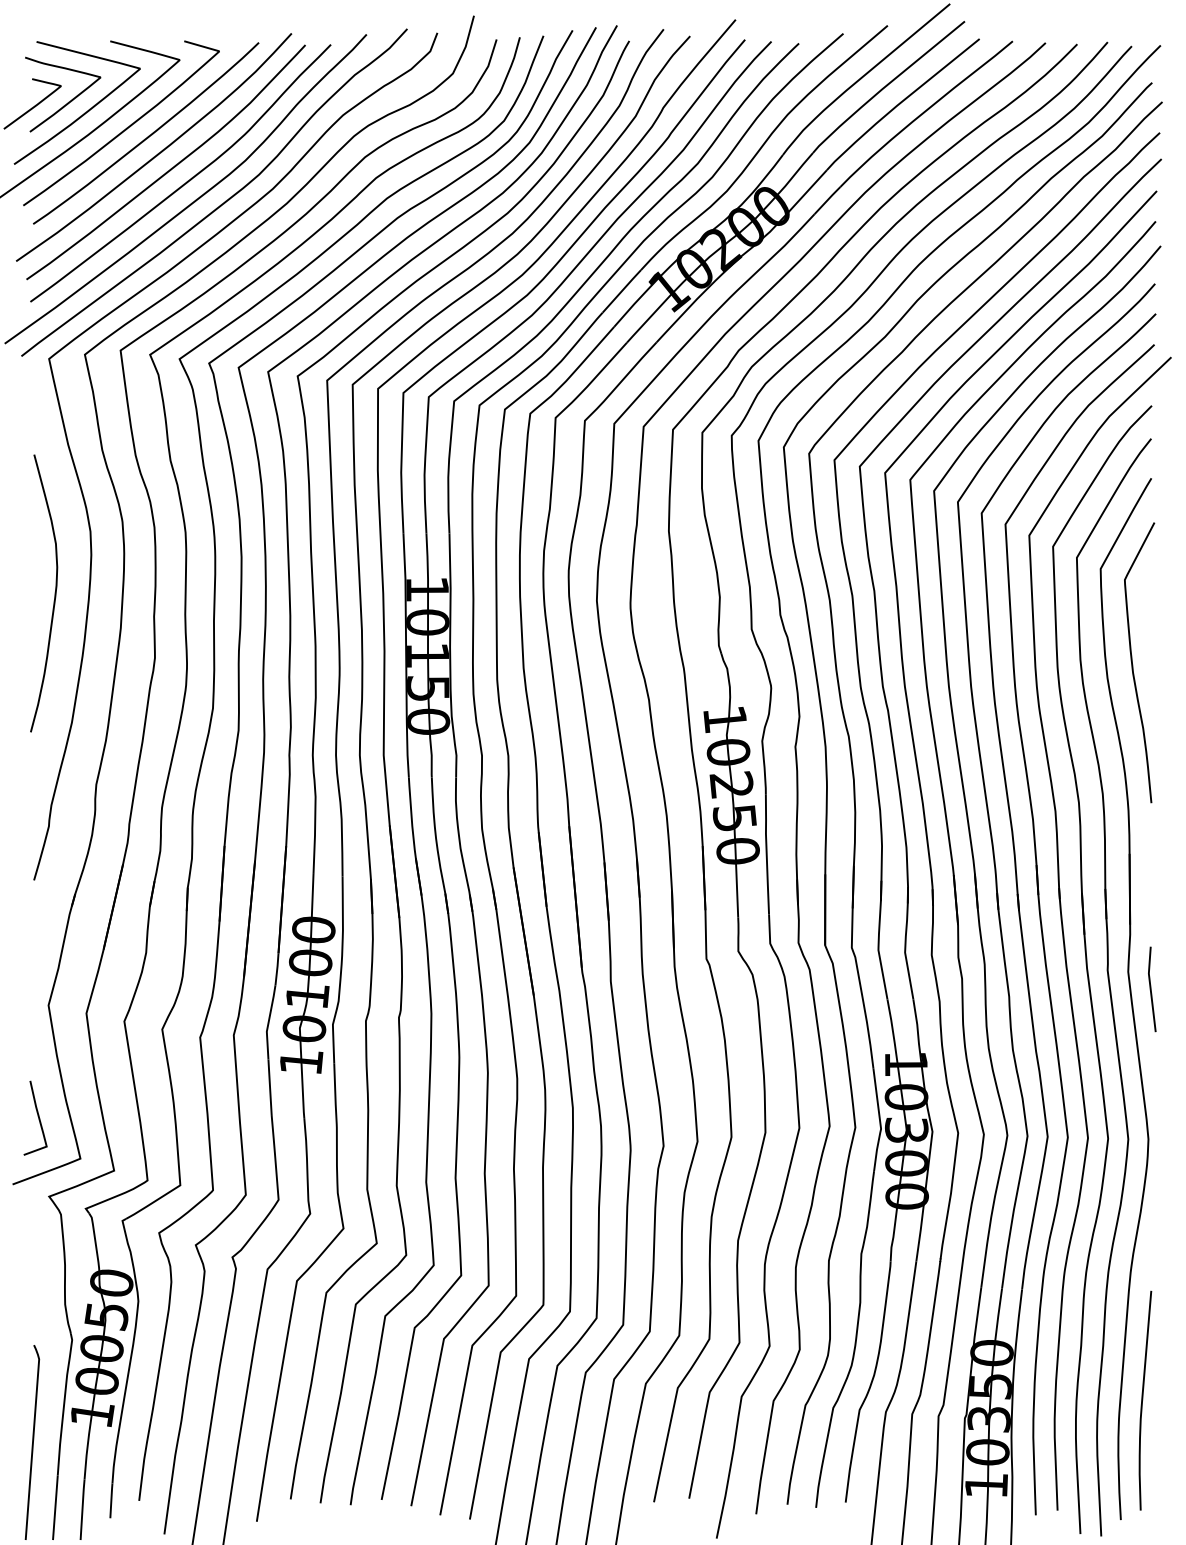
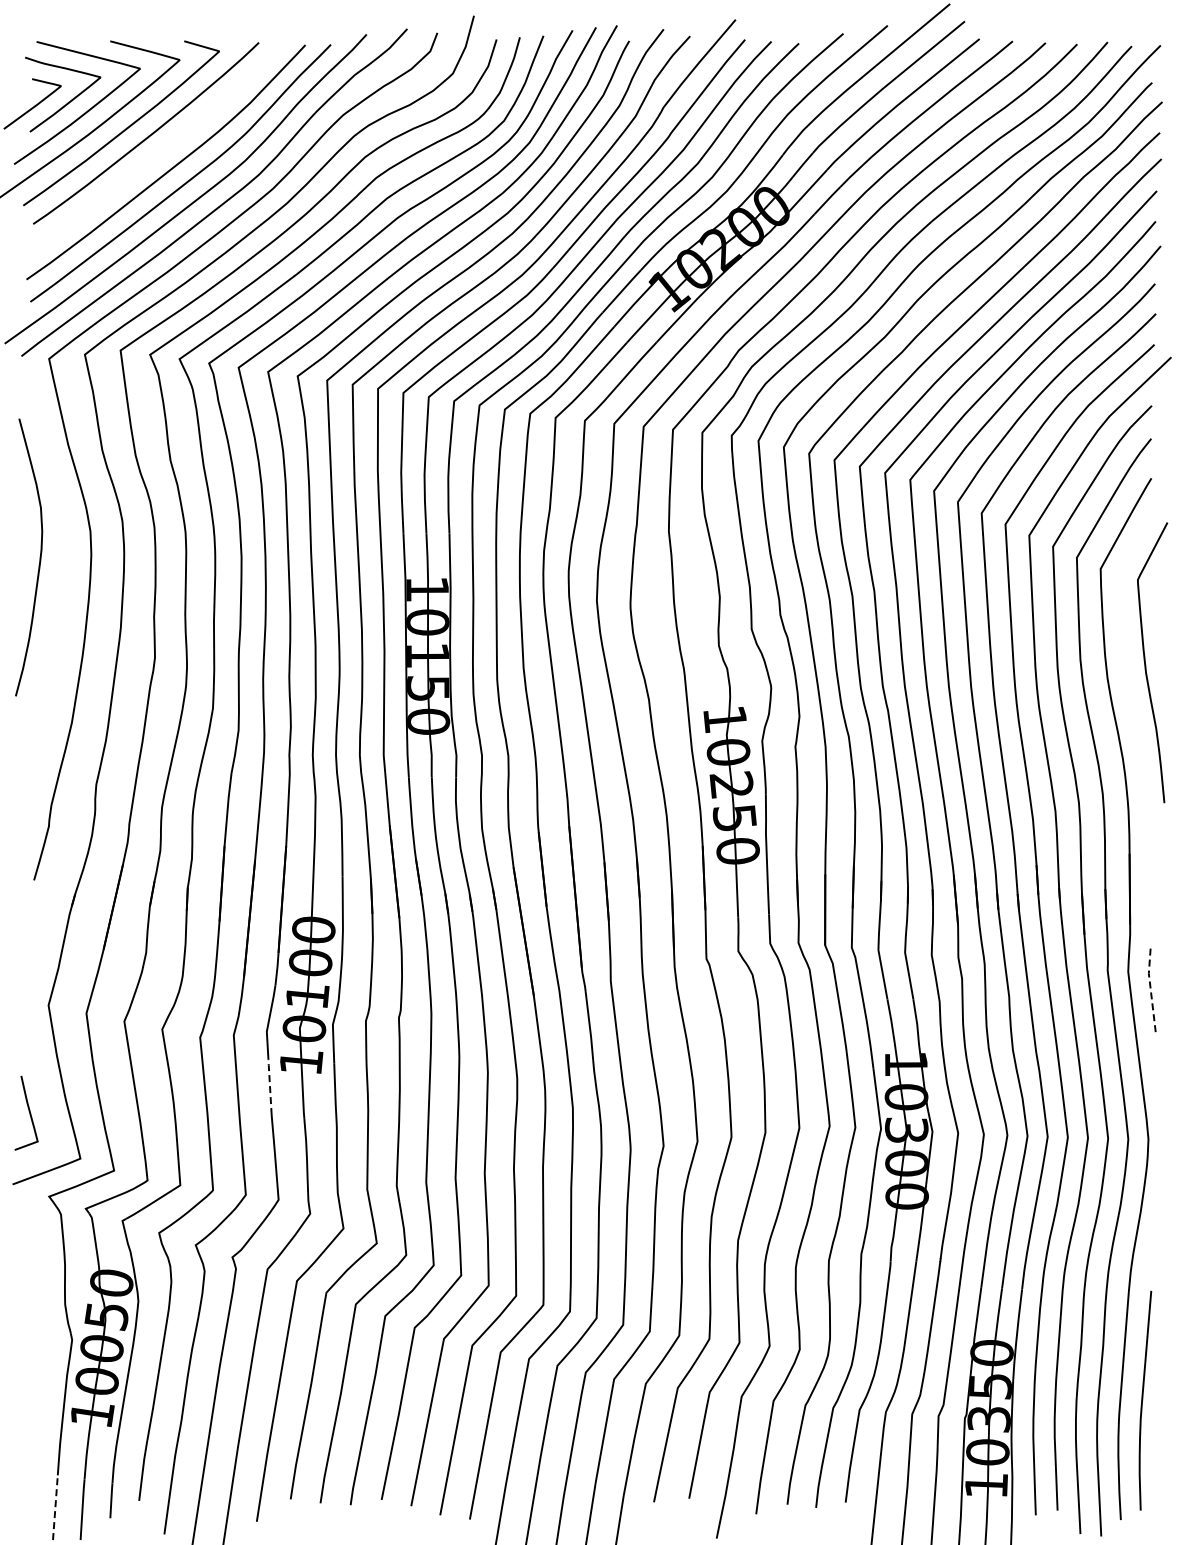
curve: present -> none (158, 152)
curve position: (54, 593) -> (39, 557) (39, 557)
curve position: (1133, 664) -> (1146, 664) (1146, 664)
line: solid -> dashed (1150, 988)
line: solid -> dashed (270, 1087)
curve position: (37, 1116) -> (28, 1111) (28, 1111)
line: present -> none (32, 1442)
line: solid -> dashed (55, 1507)
